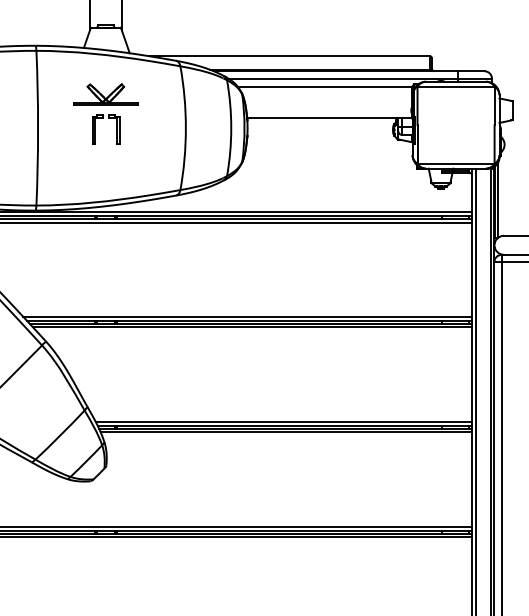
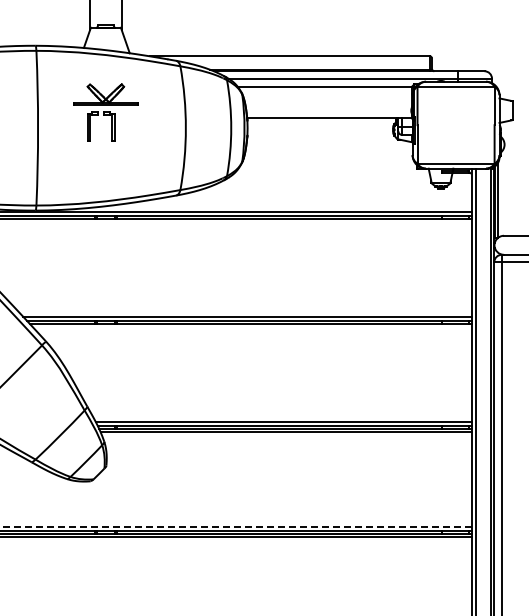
part position: (116, 129) -> (111, 126) (111, 126)
line: present -> none (236, 222)
line: present -> none (252, 327)
line: solid -> dashed (235, 526)
